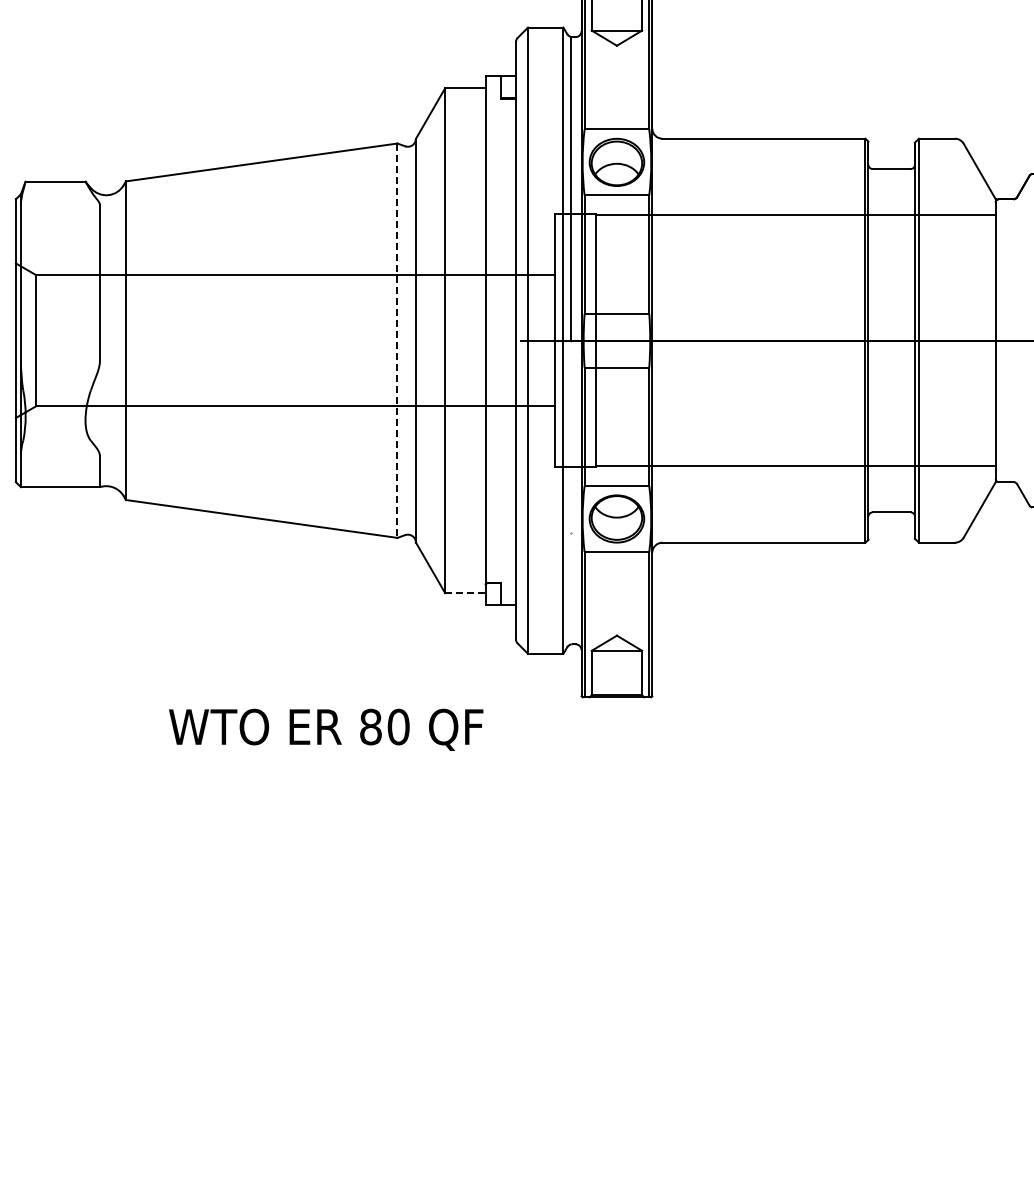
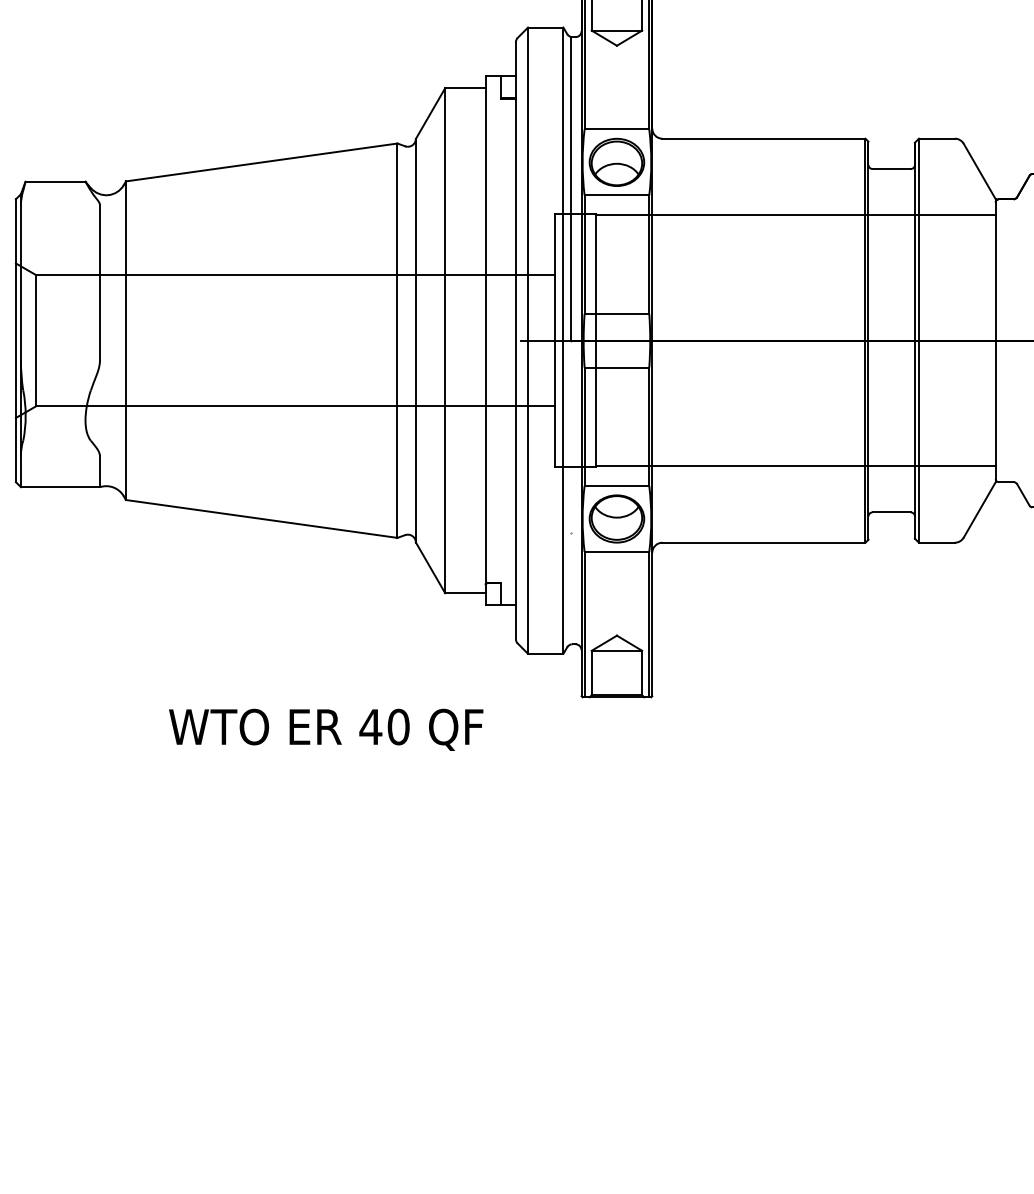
line: dashed -> solid (397, 341)
line: dashed -> solid (465, 593)
text: 80 -> 40 (370, 726)
